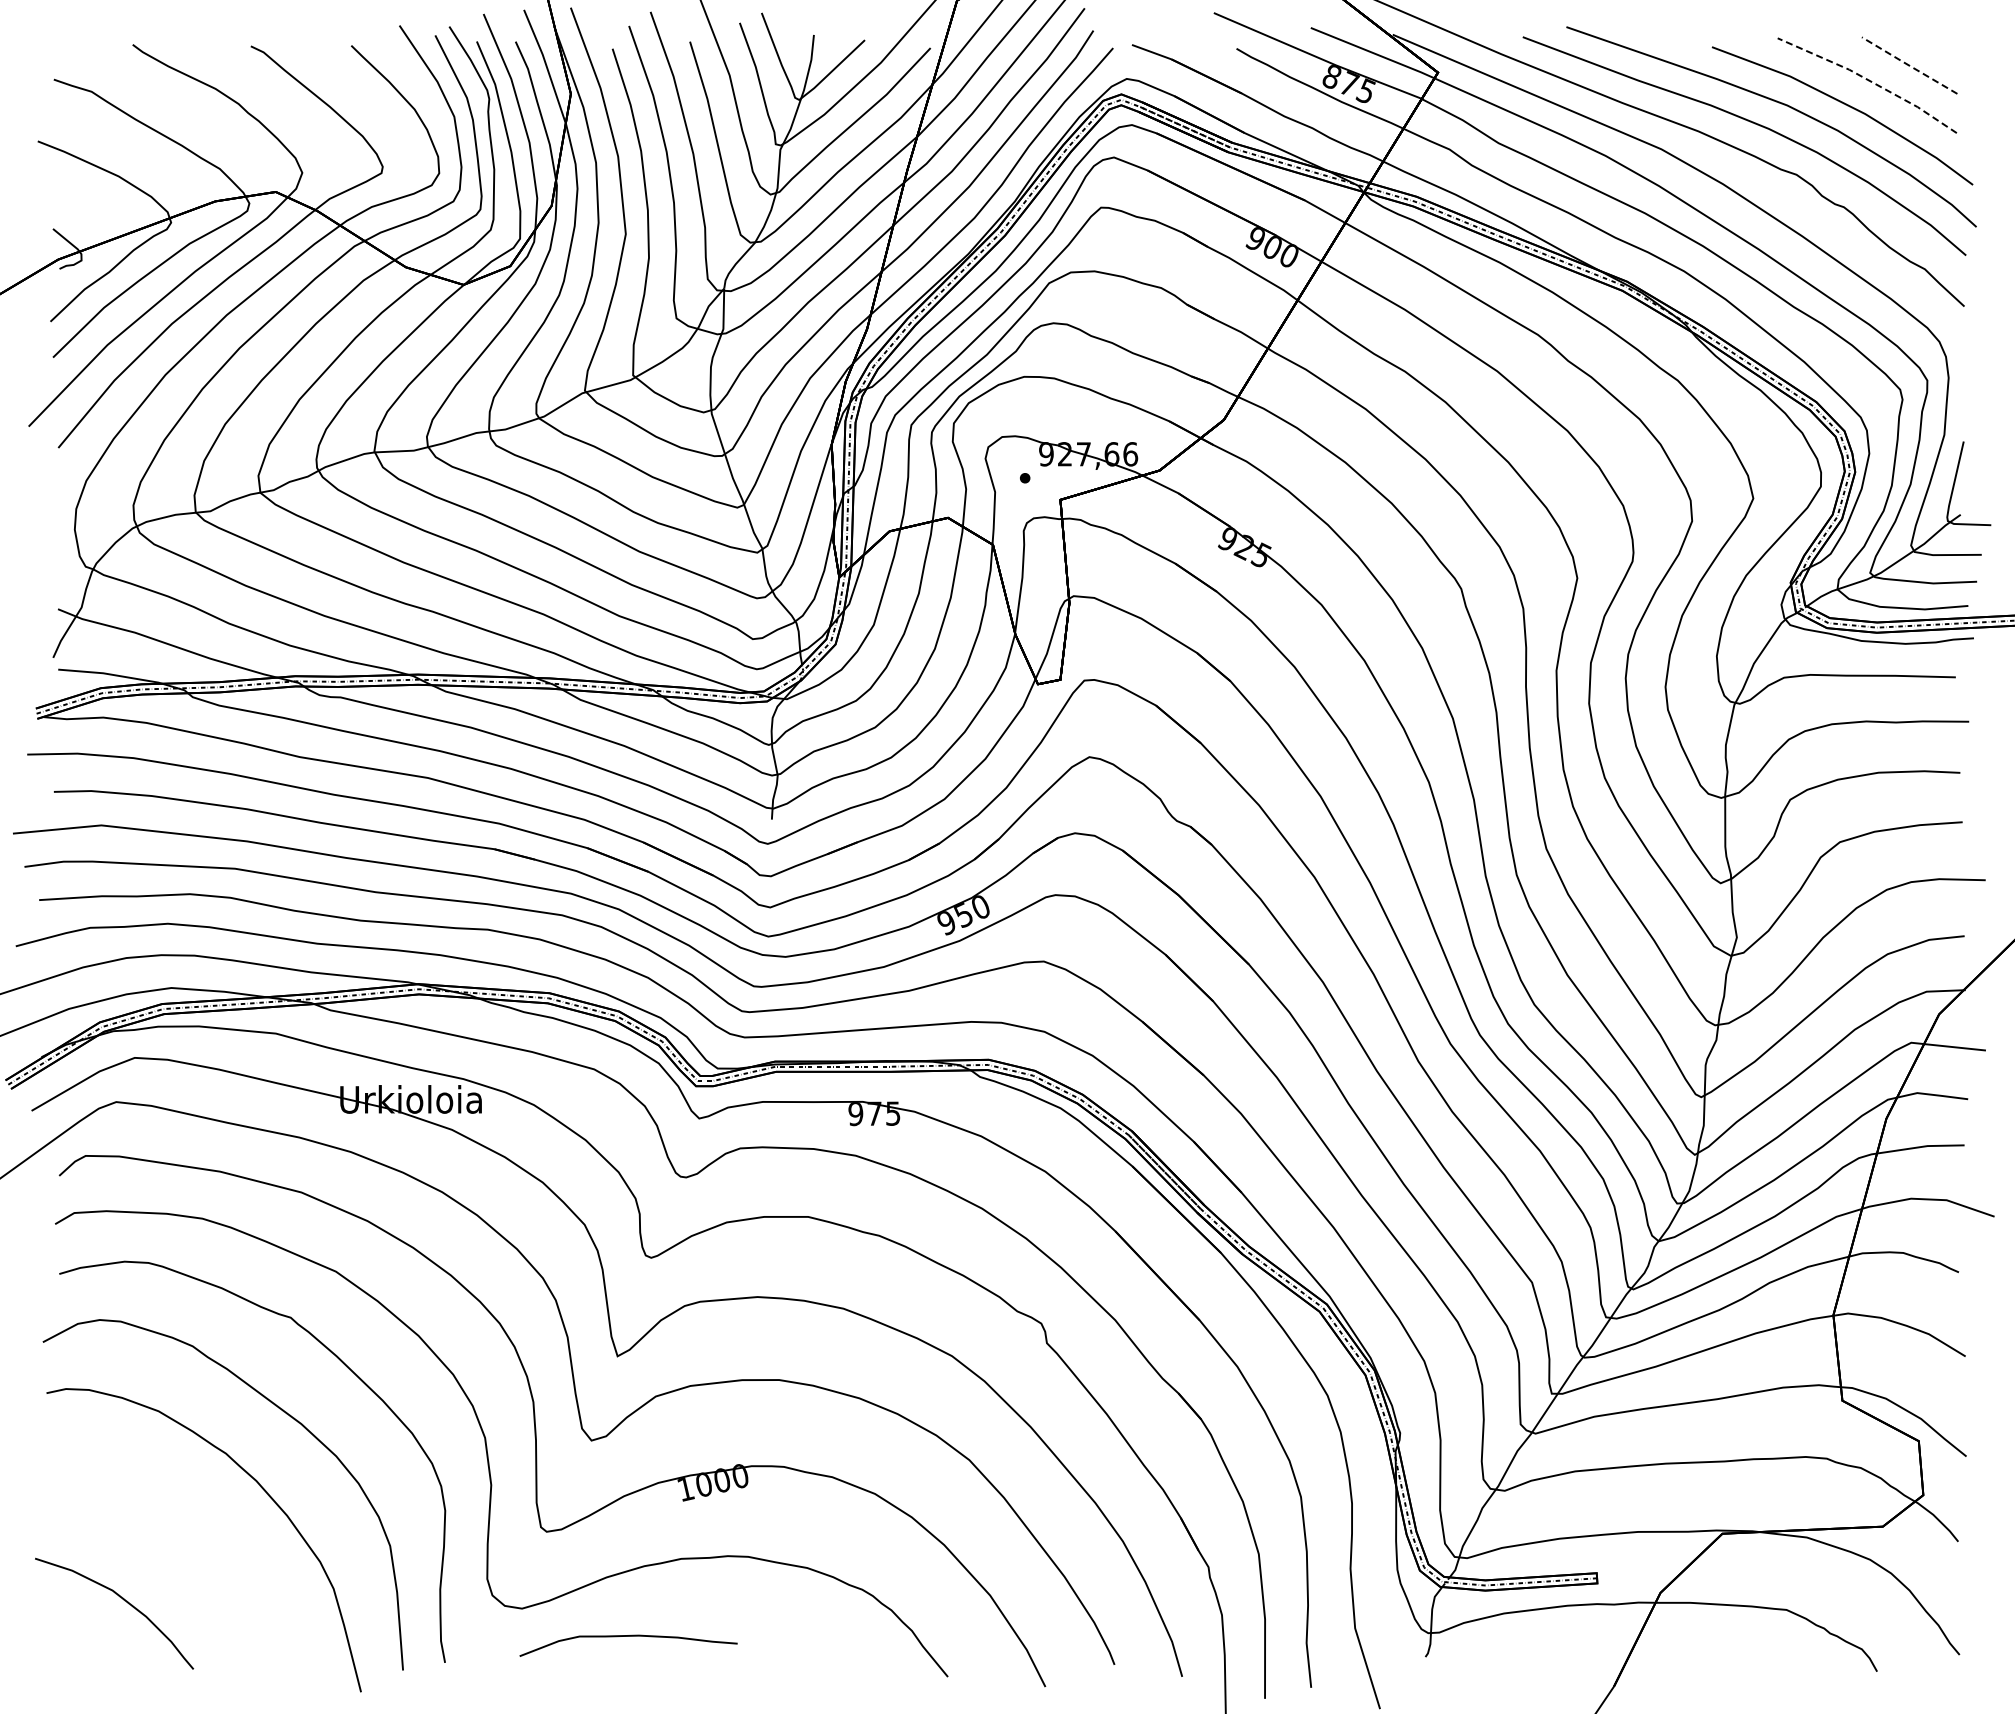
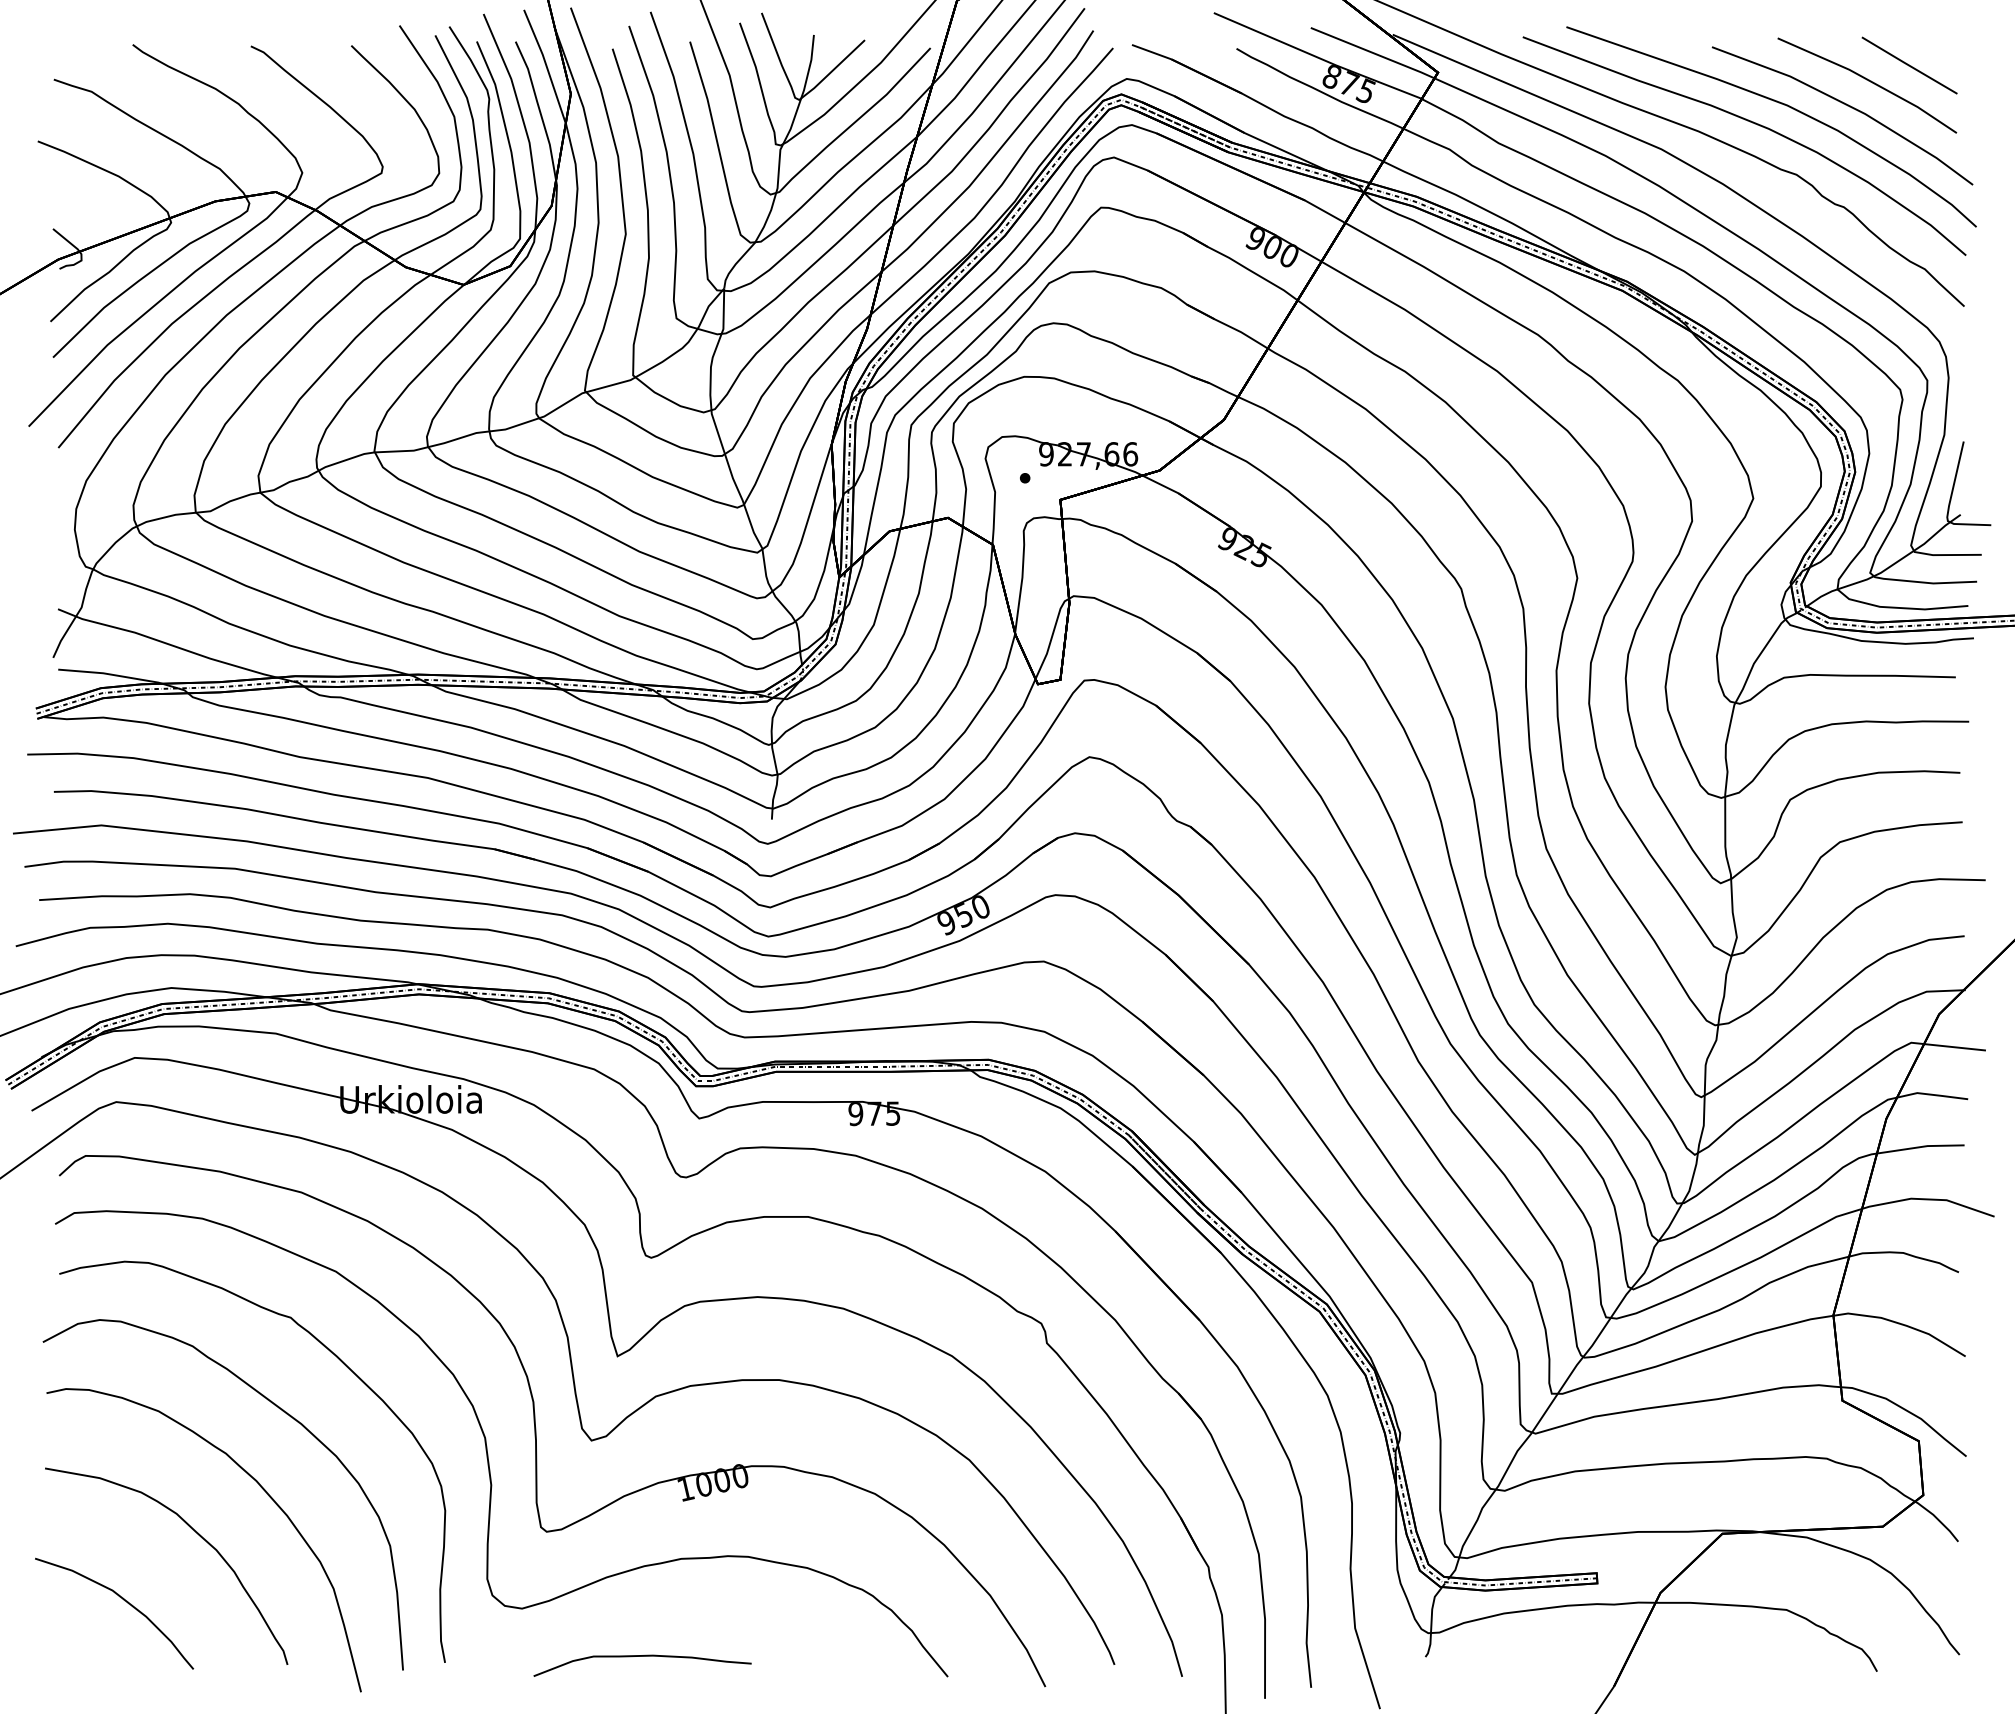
line: dashed -> solid (1908, 65)
line: dashed -> solid (1869, 80)
curve: none -> present (197, 1534)
curve position: (628, 1636) -> (642, 1656) (642, 1656)
